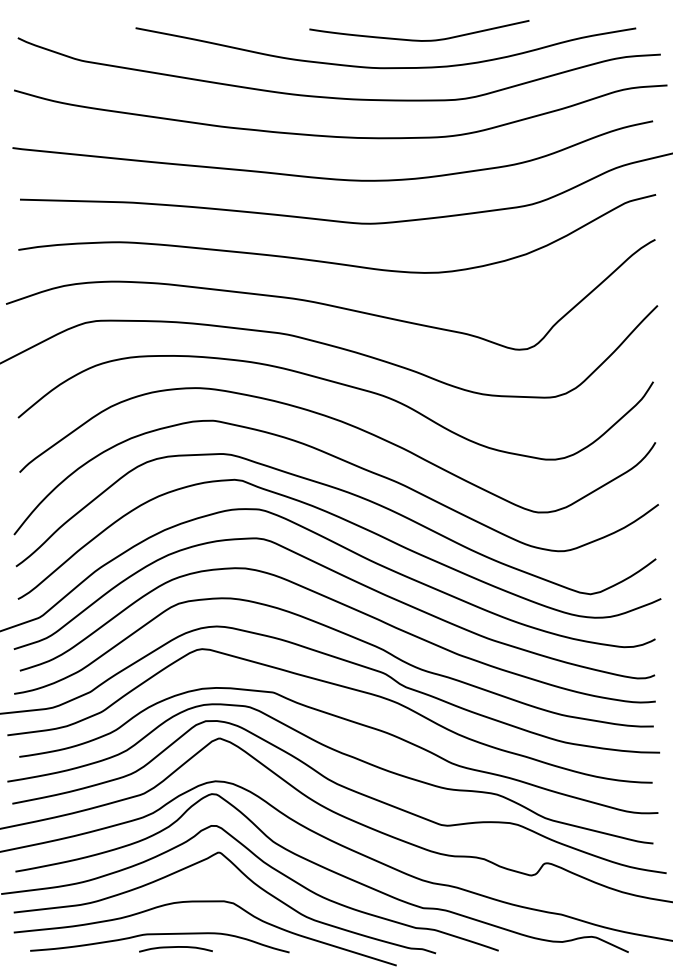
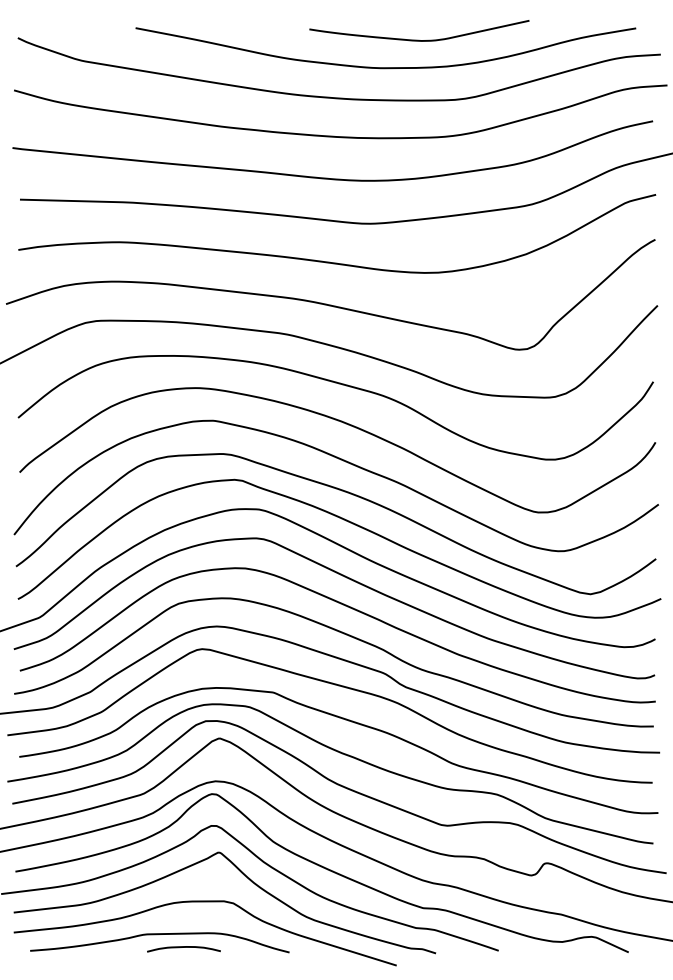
curve position: (175, 947) -> (183, 947) (183, 947)
